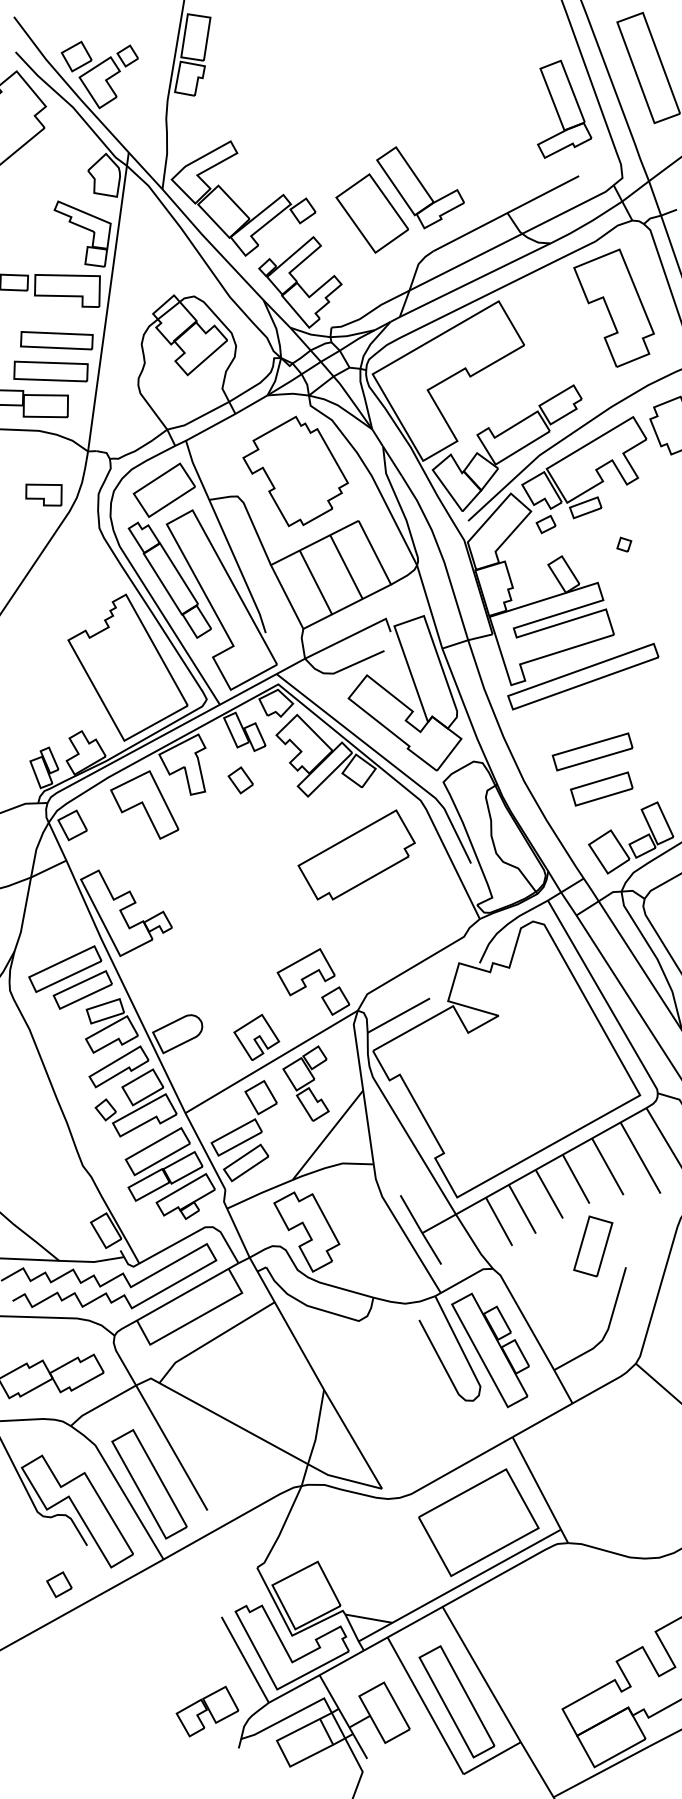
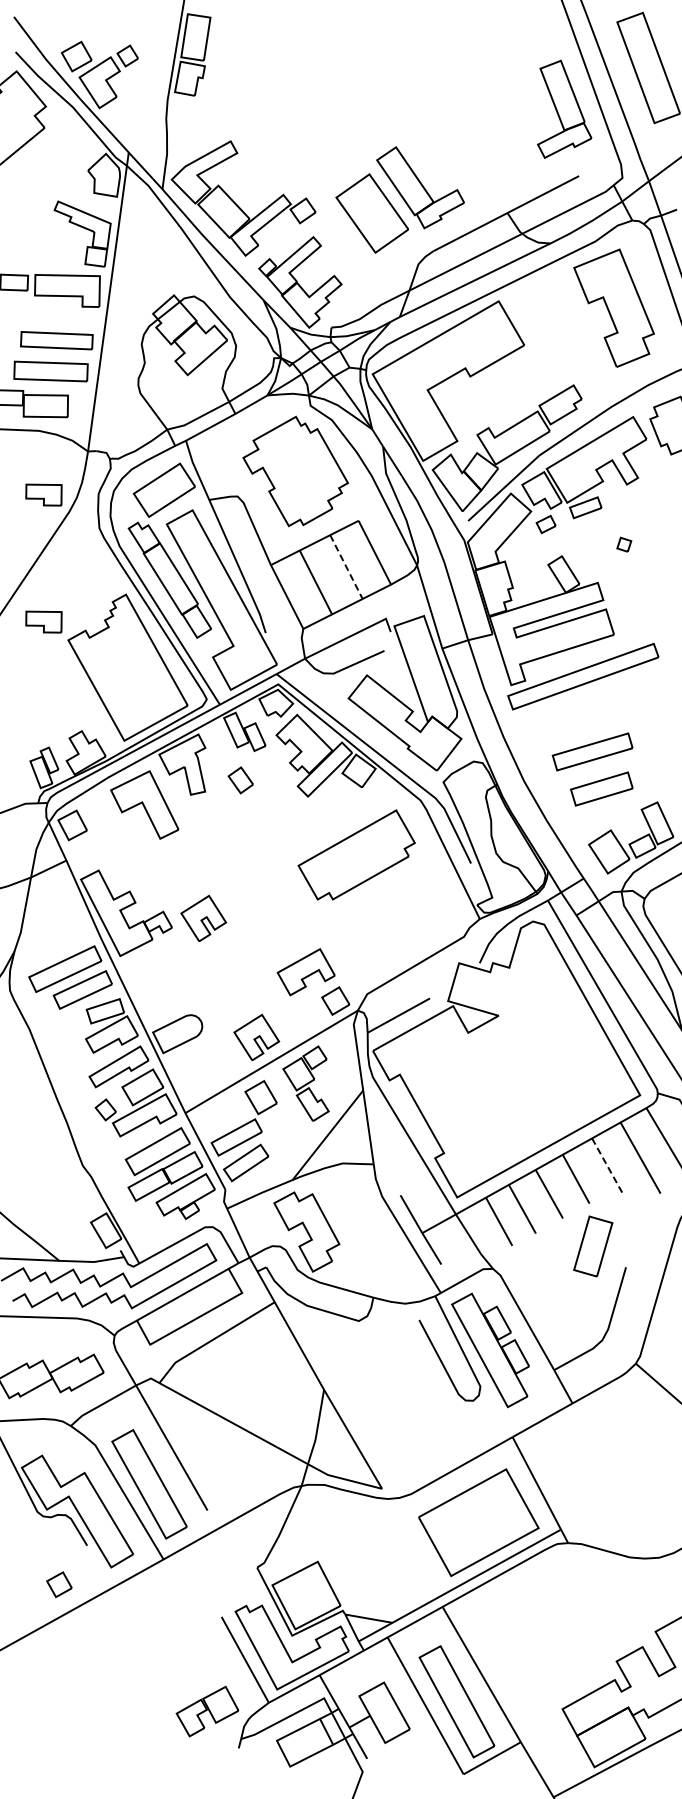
line: solid -> dashed (346, 567)
part: none -> present (43, 621)
part: none -> present (203, 917)
line: solid -> dashed (608, 1167)
